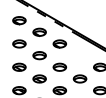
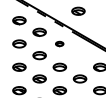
part: none -> present (78, 10)
part size: 15x10 px -> 10x8 px (59, 43)
